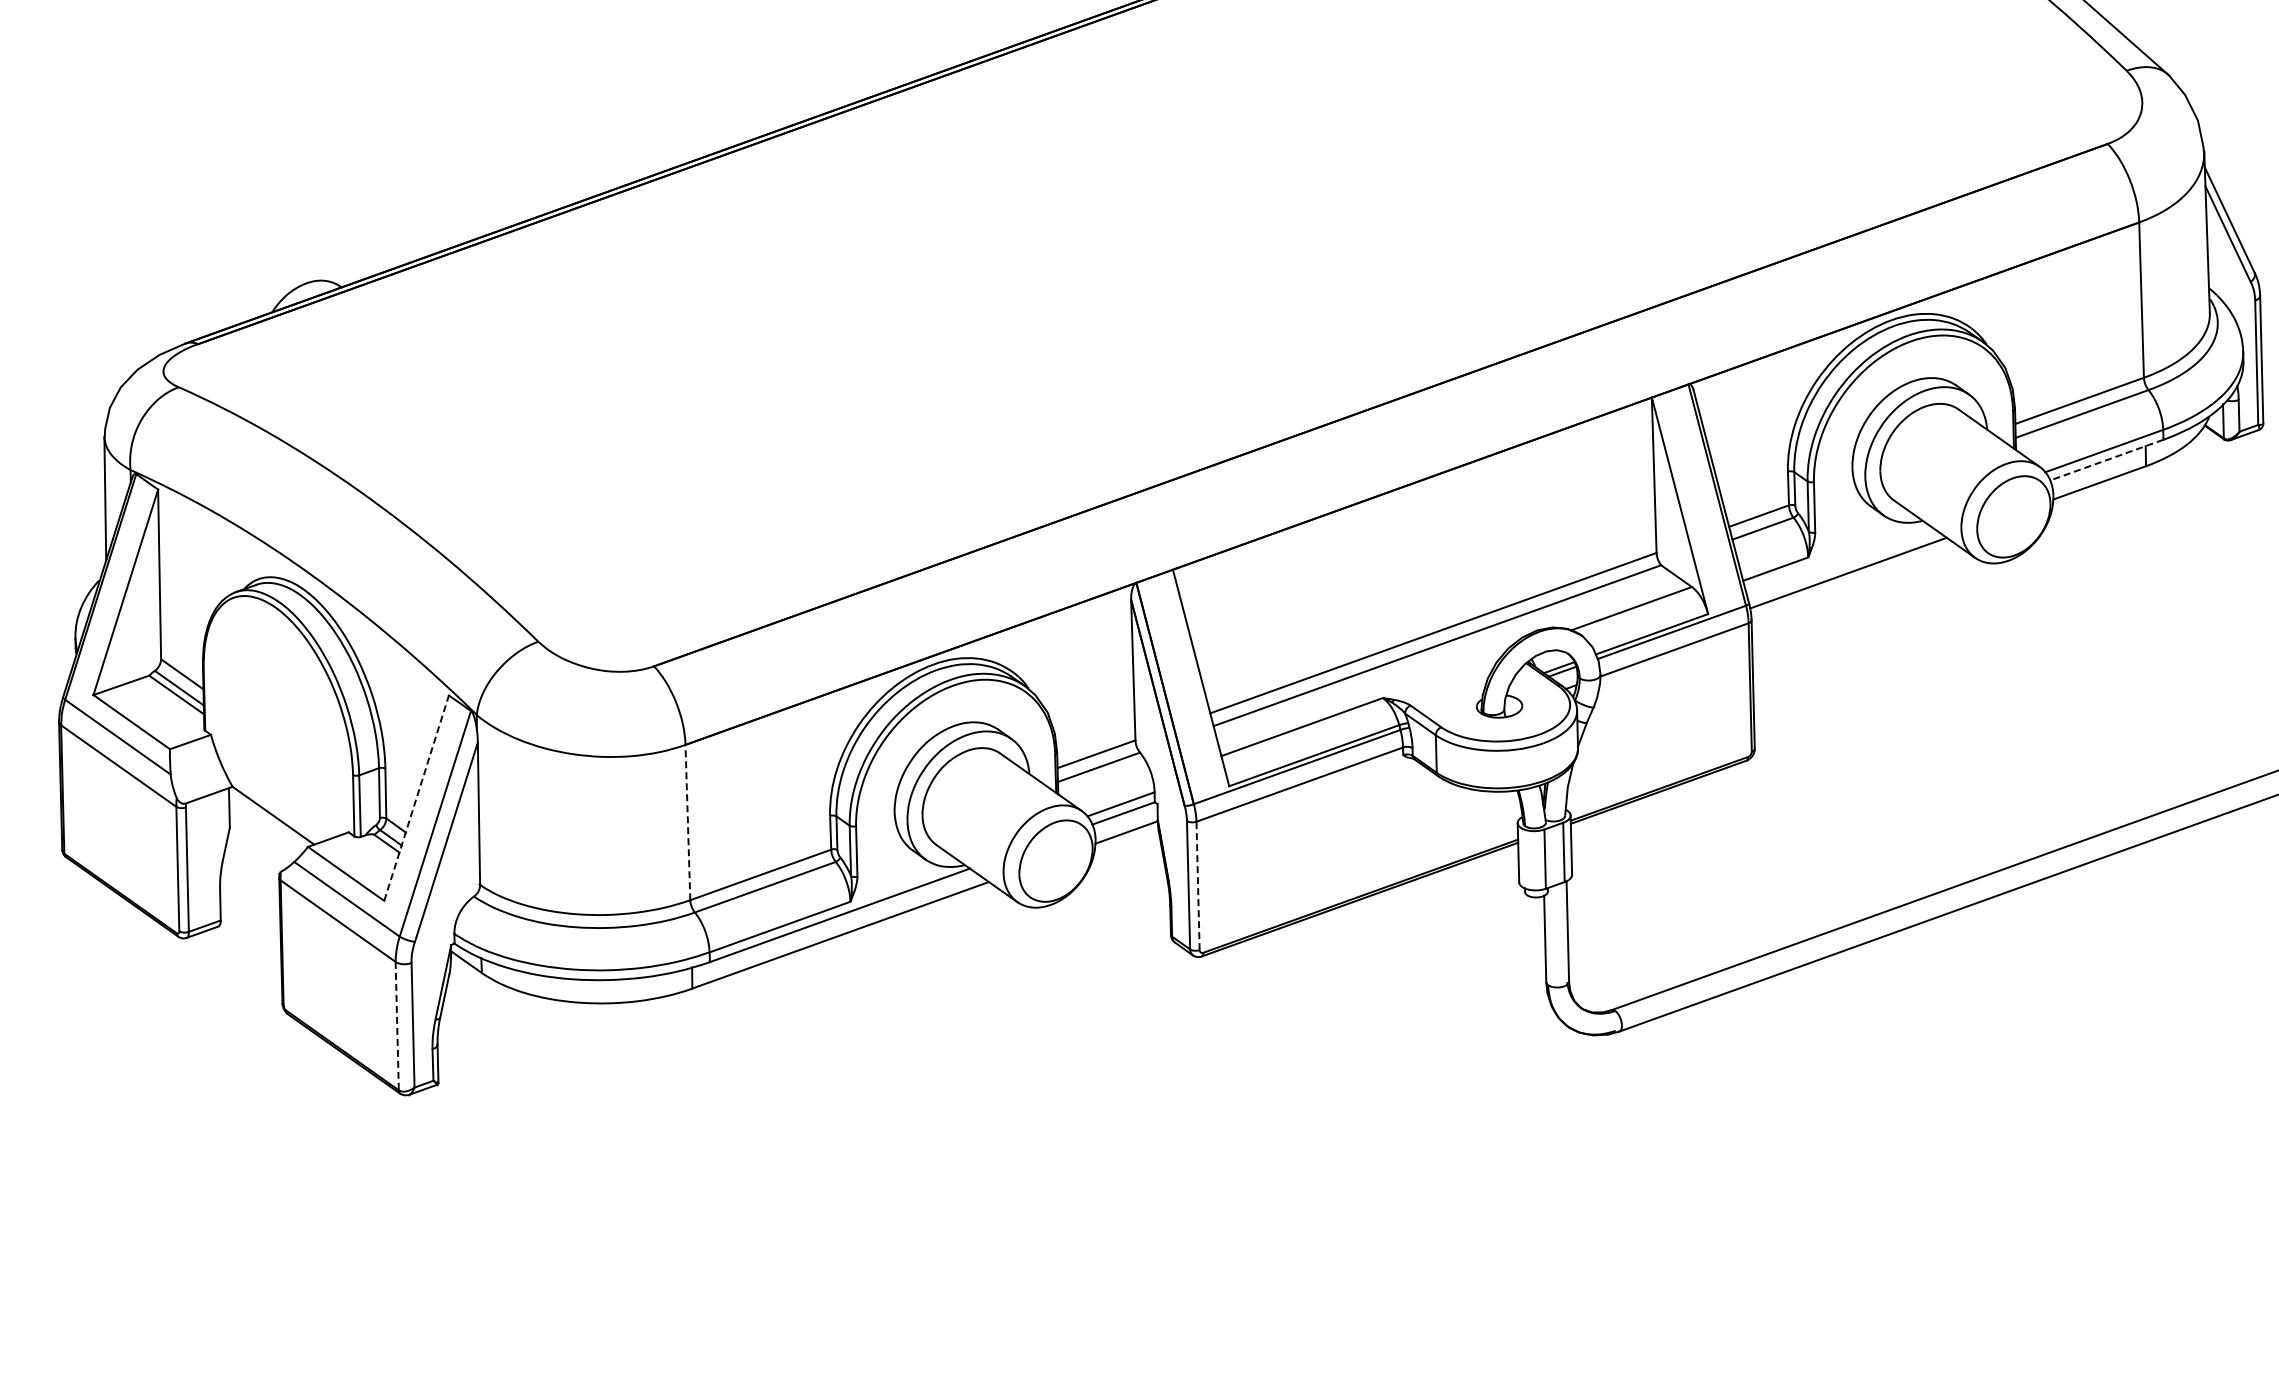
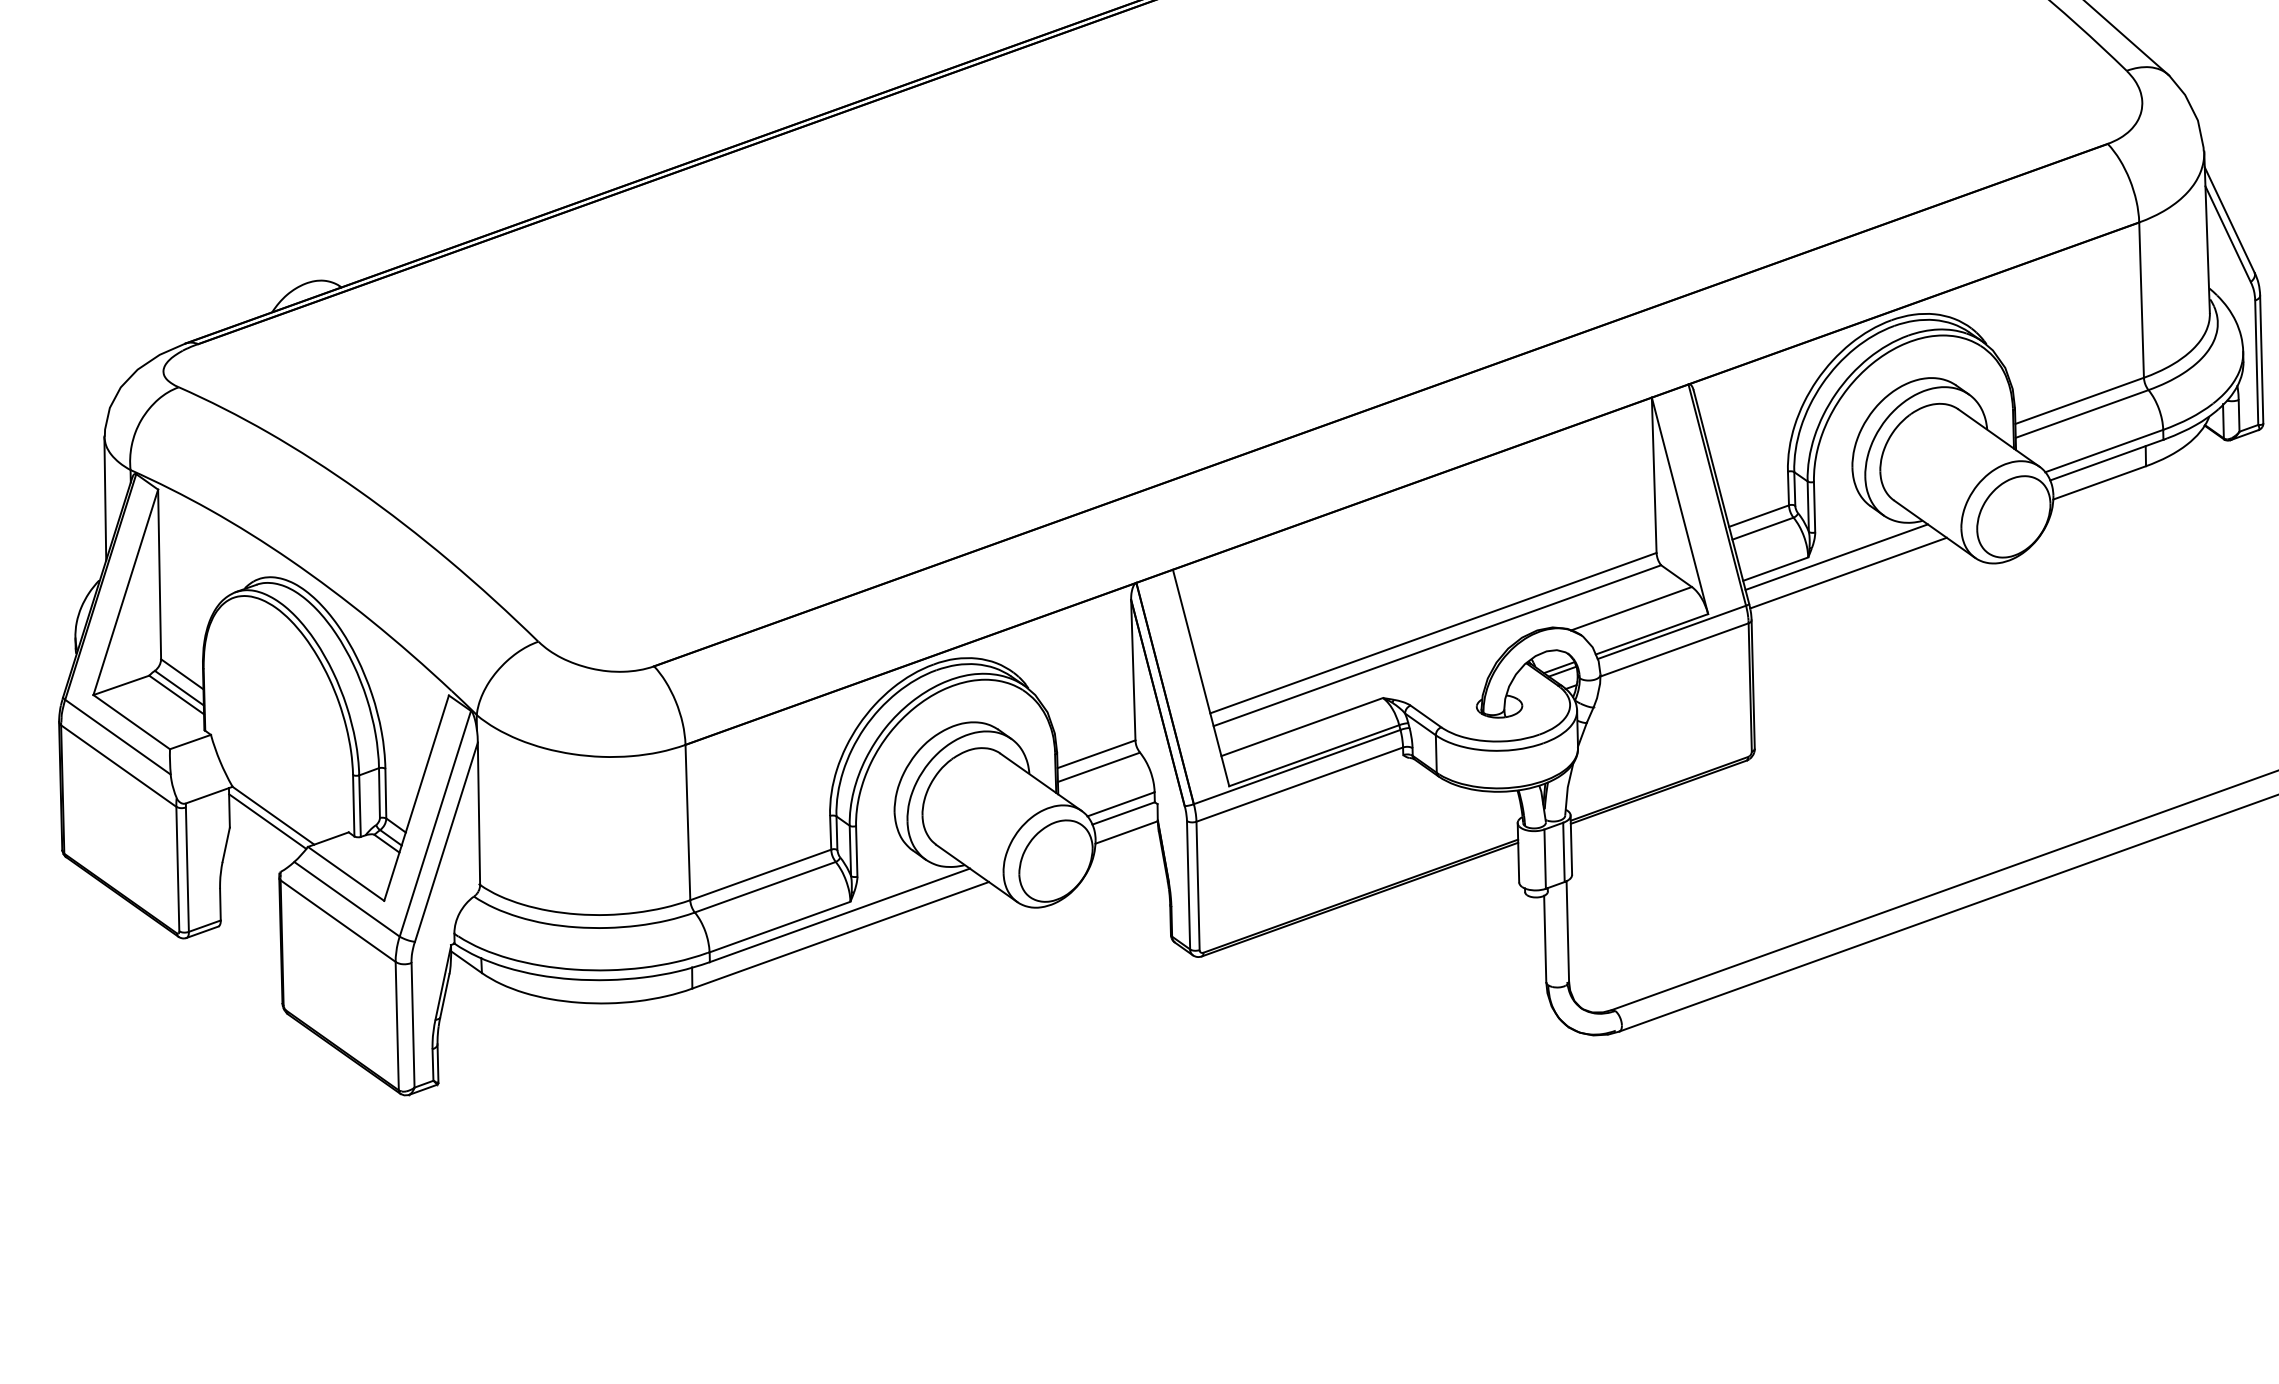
line: dashed -> solid (2106, 460)
line: none -> present (1836, 556)
line: dashed -> solid (416, 798)
line: none -> present (267, 821)
line: dashed -> solid (687, 822)
line: dashed -> solid (1198, 885)
line: dashed -> solid (397, 1026)
